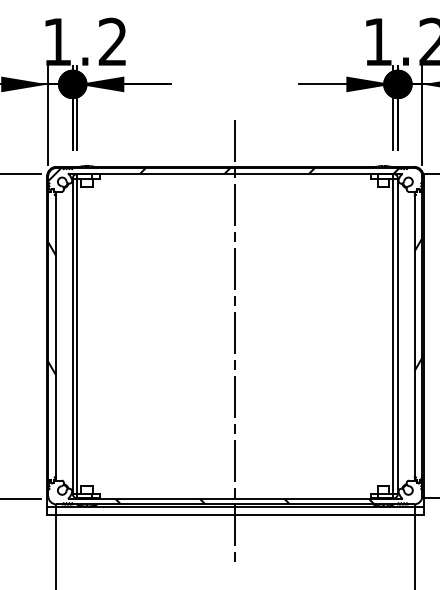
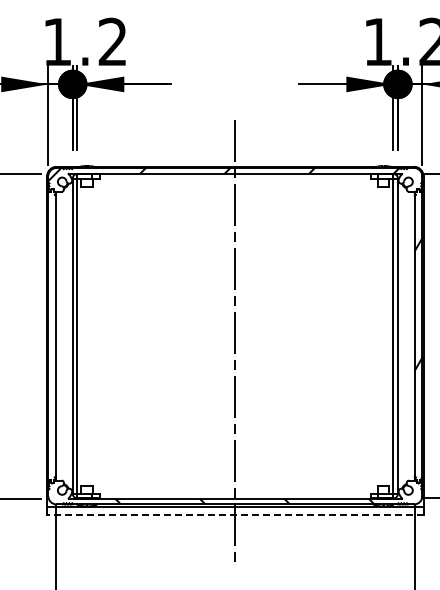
hatch: present -> none (51, 308)
line: solid -> dashed (234, 514)
